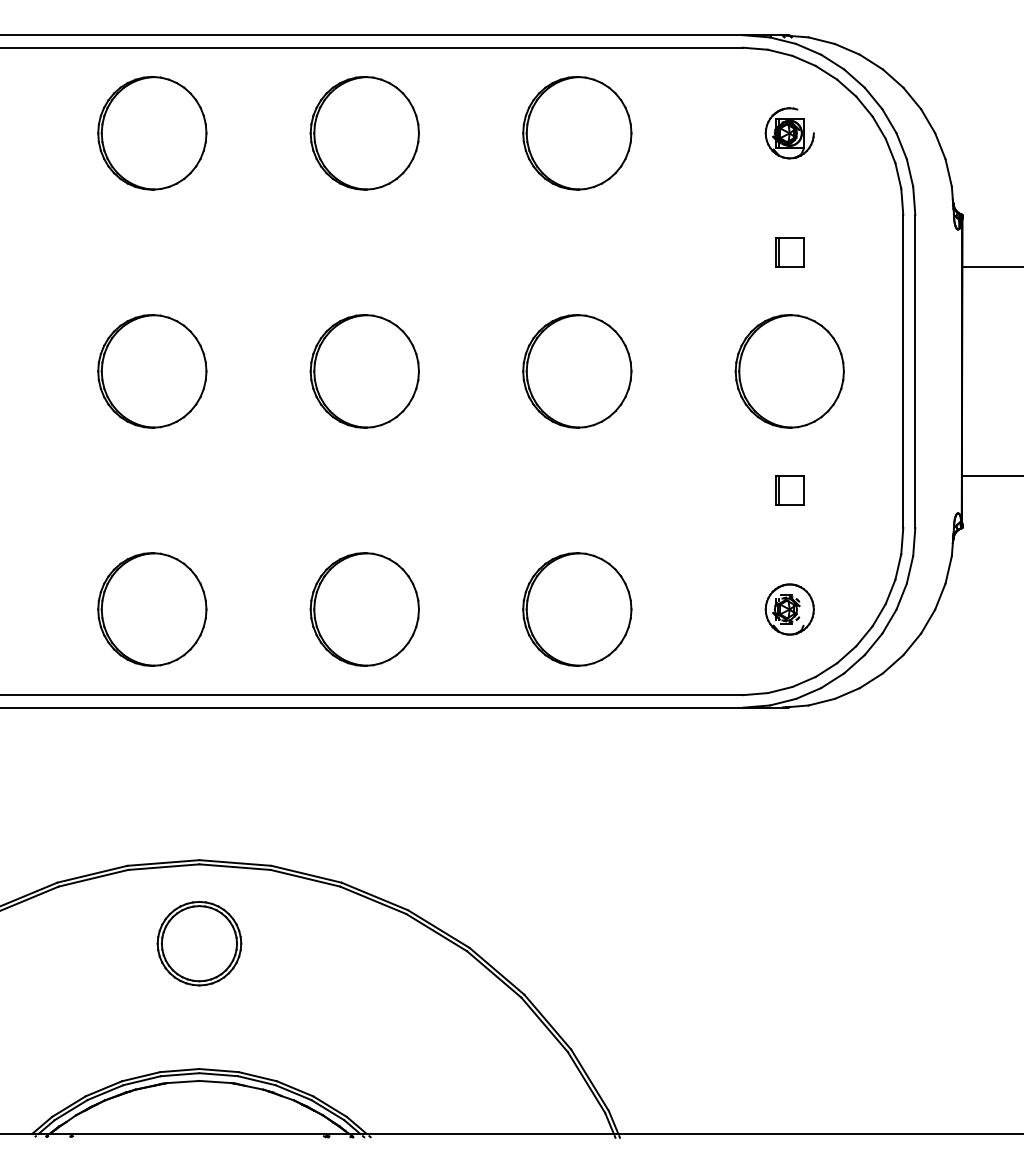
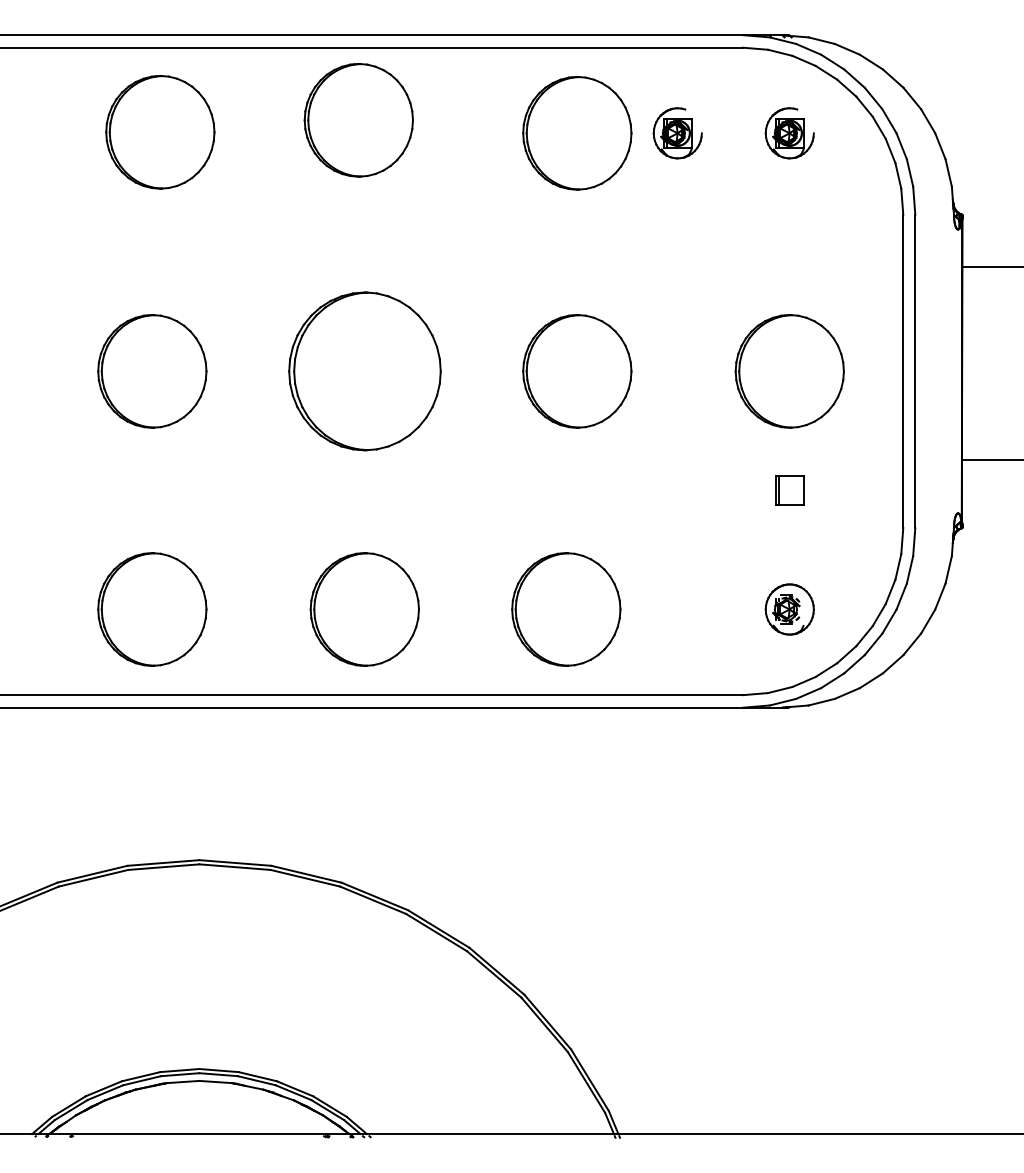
part position: (152, 133) -> (160, 132) (160, 132)
part position: (364, 133) -> (358, 120) (358, 120)
part: none -> present (677, 133)
part: present -> none (789, 252)
part size: 111x115 px -> 154x161 px (364, 371)
line position: (991, 475) -> (991, 459) (991, 459)
part position: (577, 609) -> (566, 609) (566, 609)
part: present -> none (199, 943)
